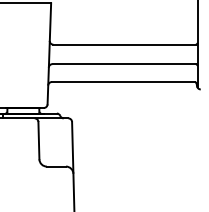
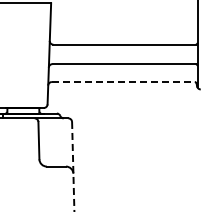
line: solid -> dashed (123, 82)
line: solid -> dashed (73, 166)
